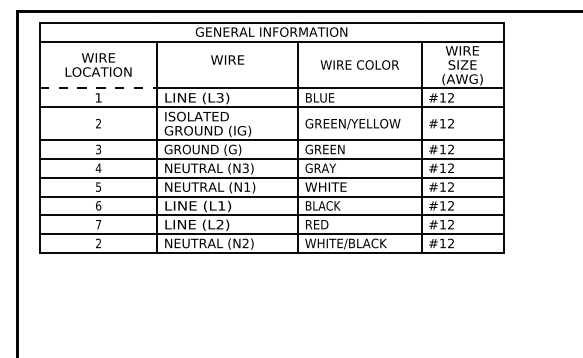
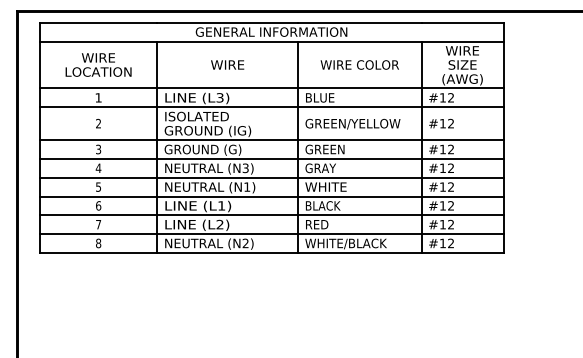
text position: (227, 59) -> (227, 64) (227, 64)
line: dashed -> solid (98, 88)
text: 2 -> 8 (98, 243)
